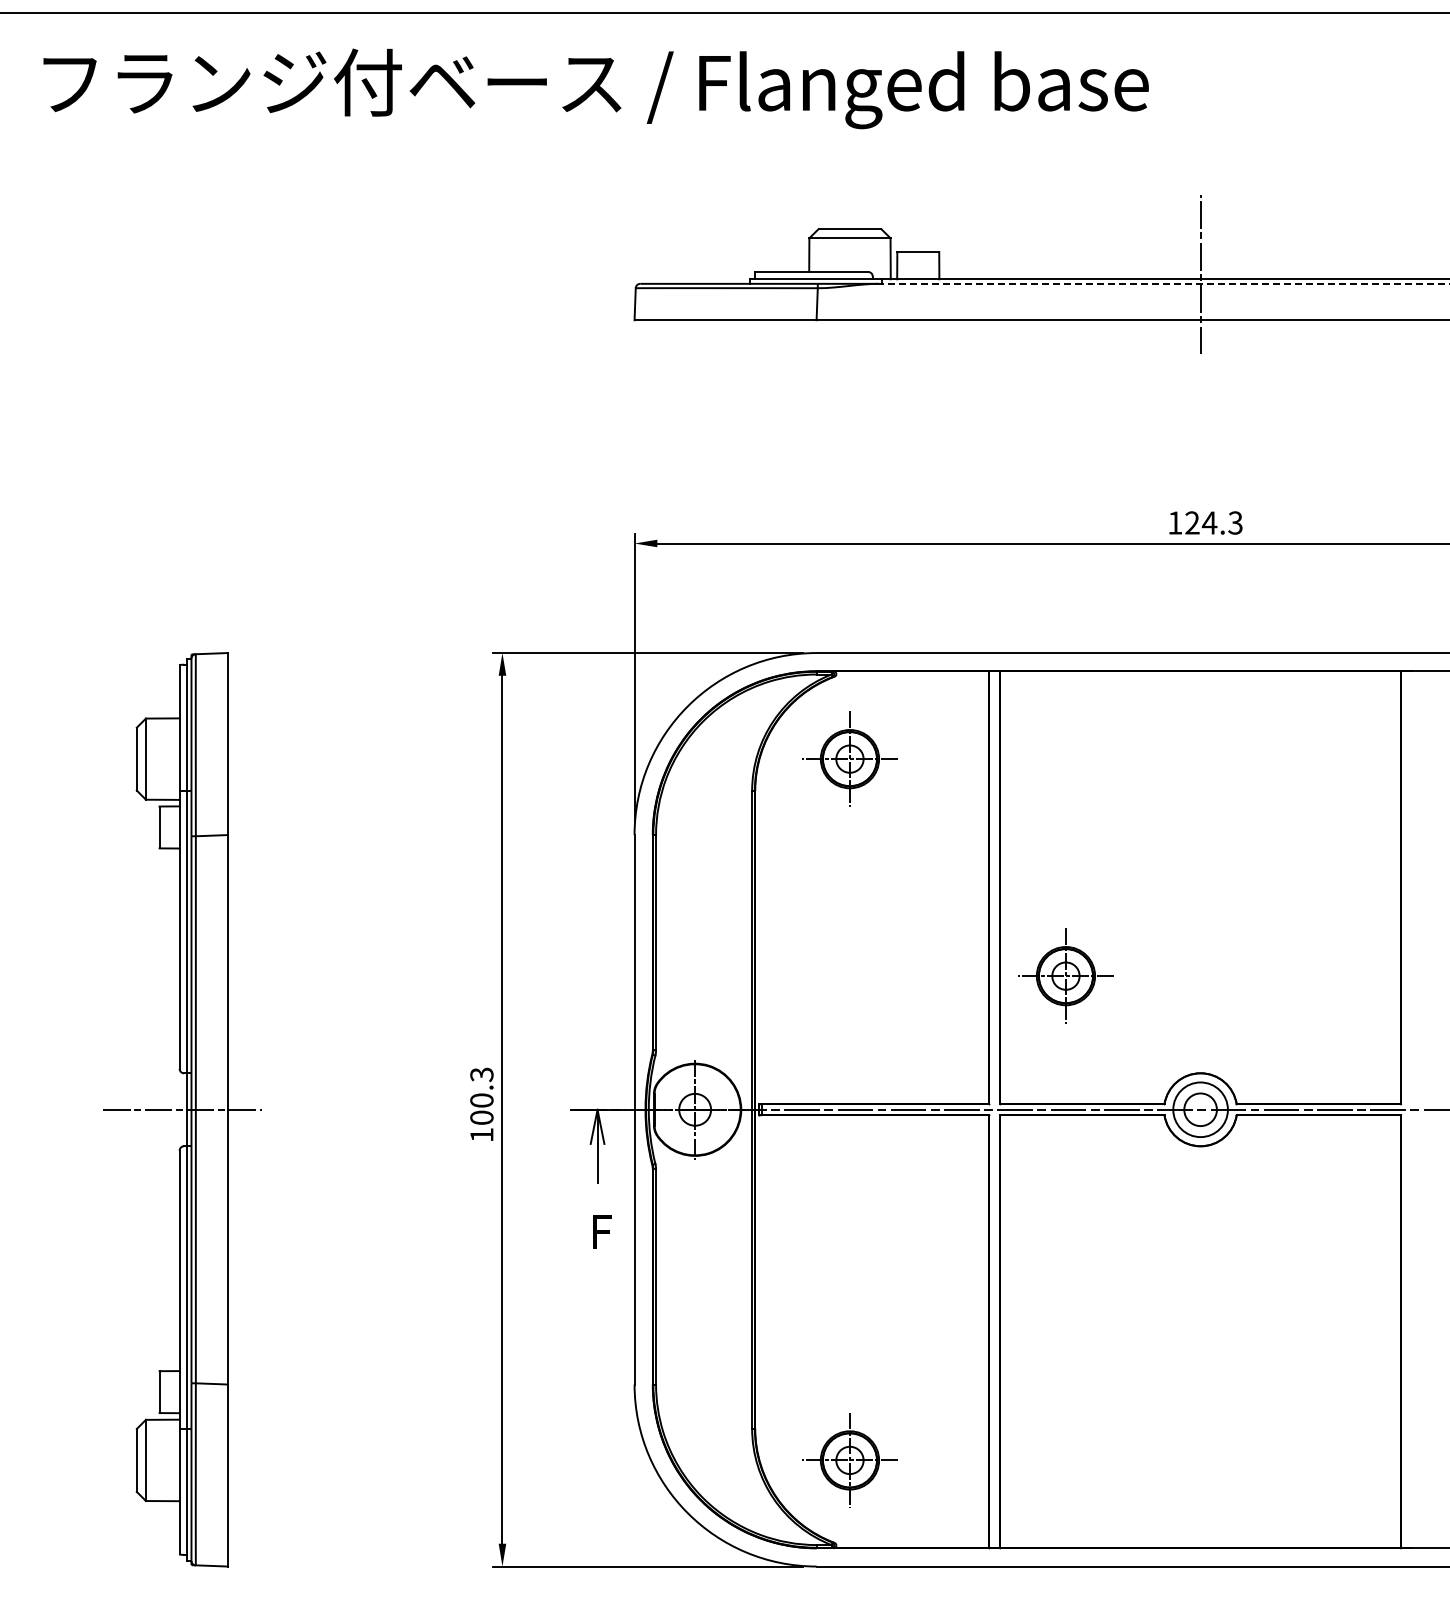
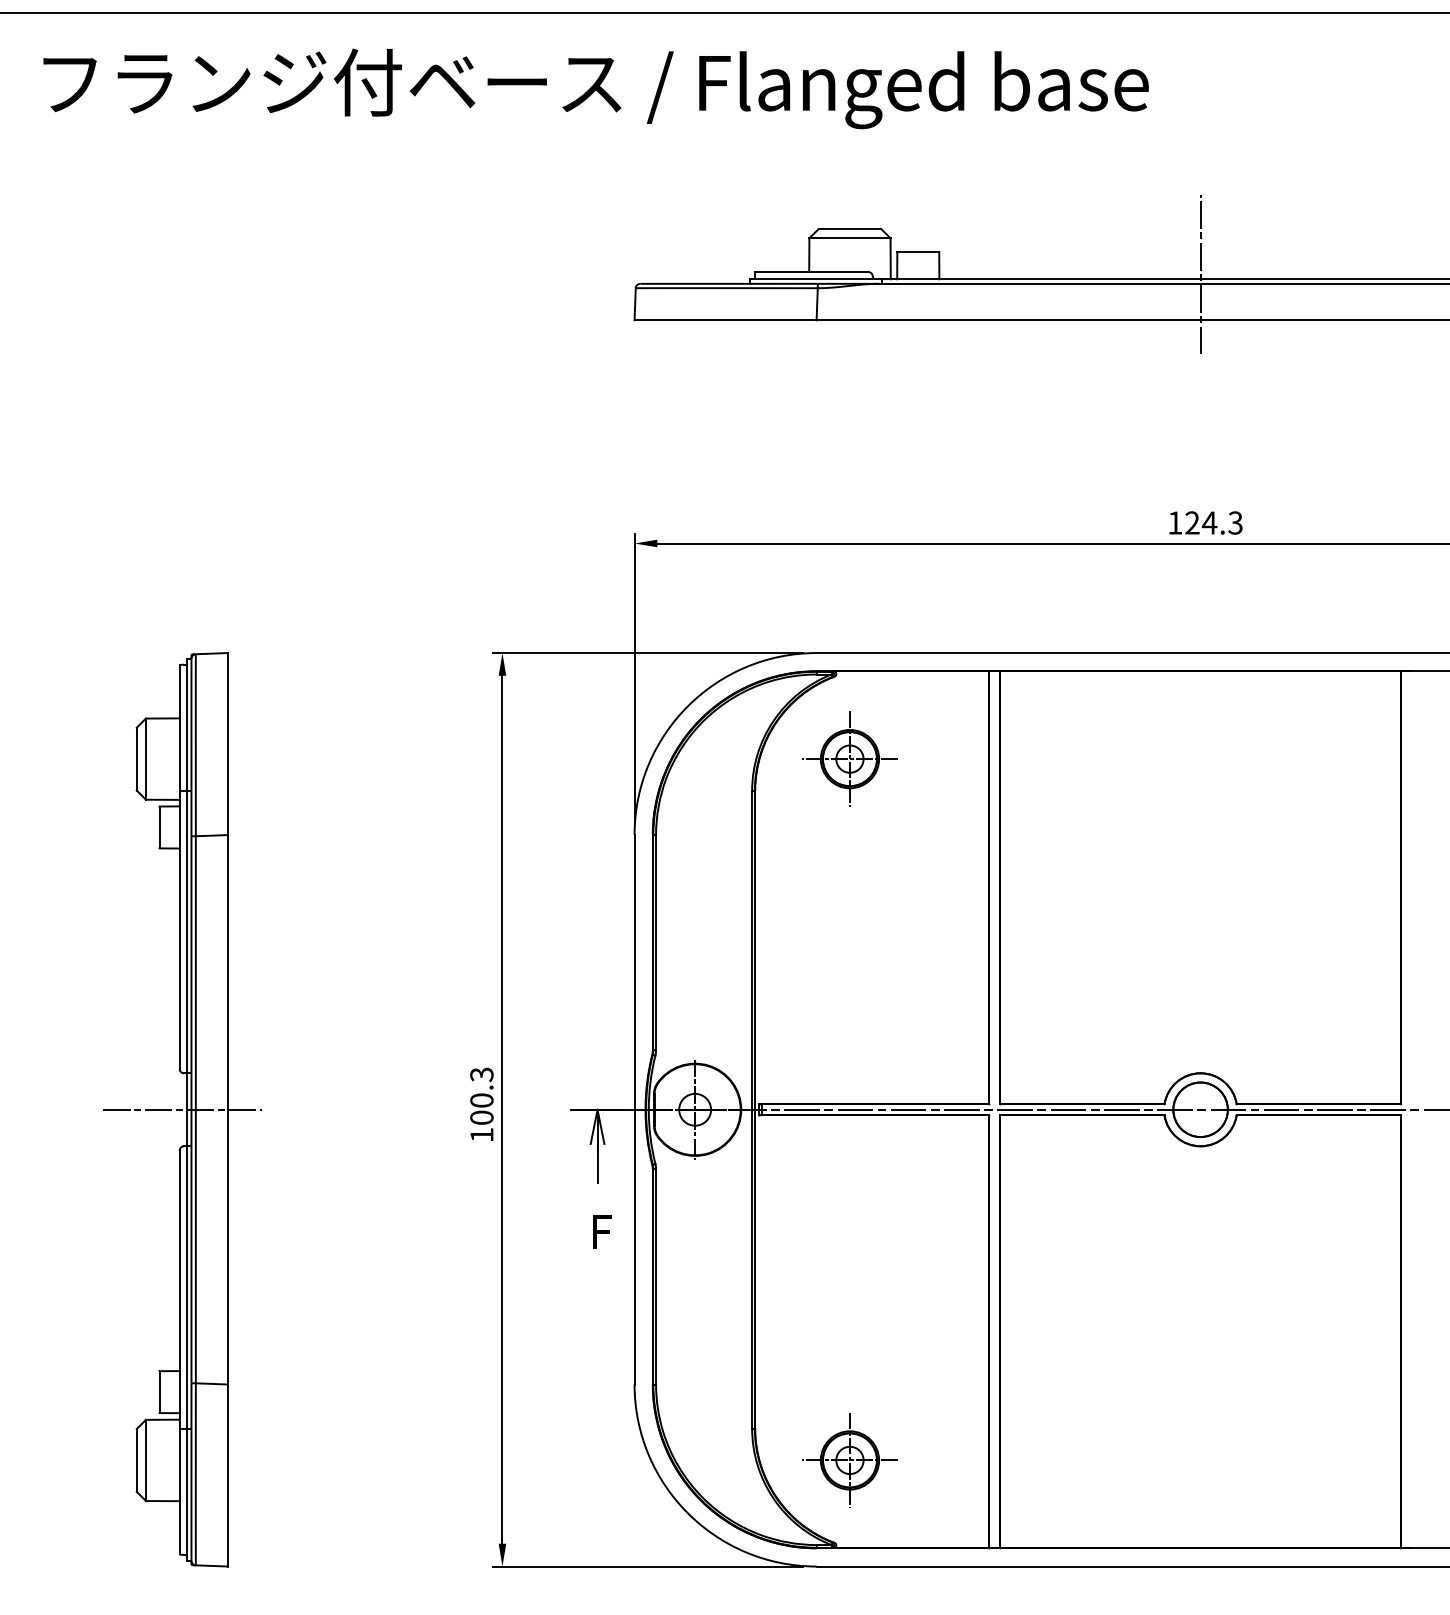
line: dashed -> solid (1164, 283)
part: present -> none (1065, 975)
circle diameter: 33 px -> 54 px (1200, 1109)
